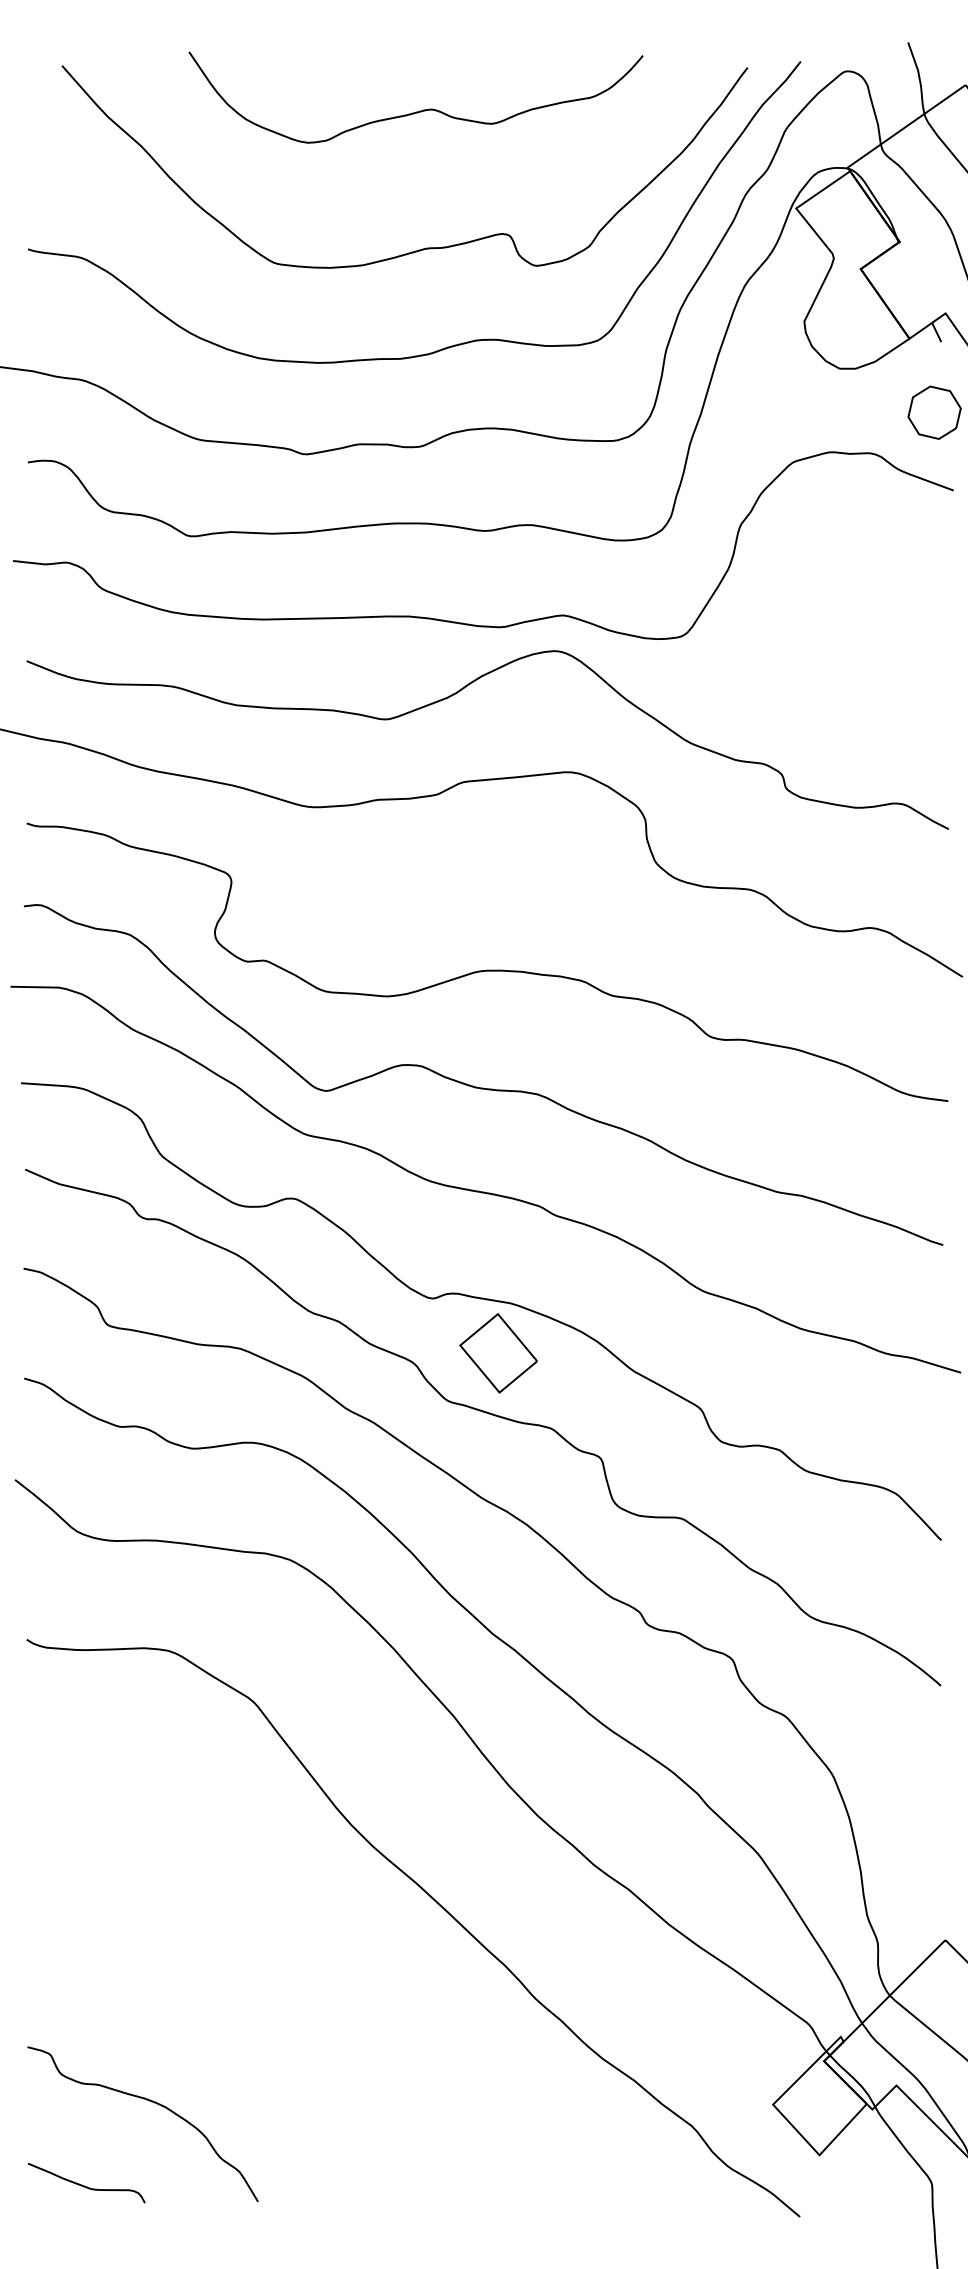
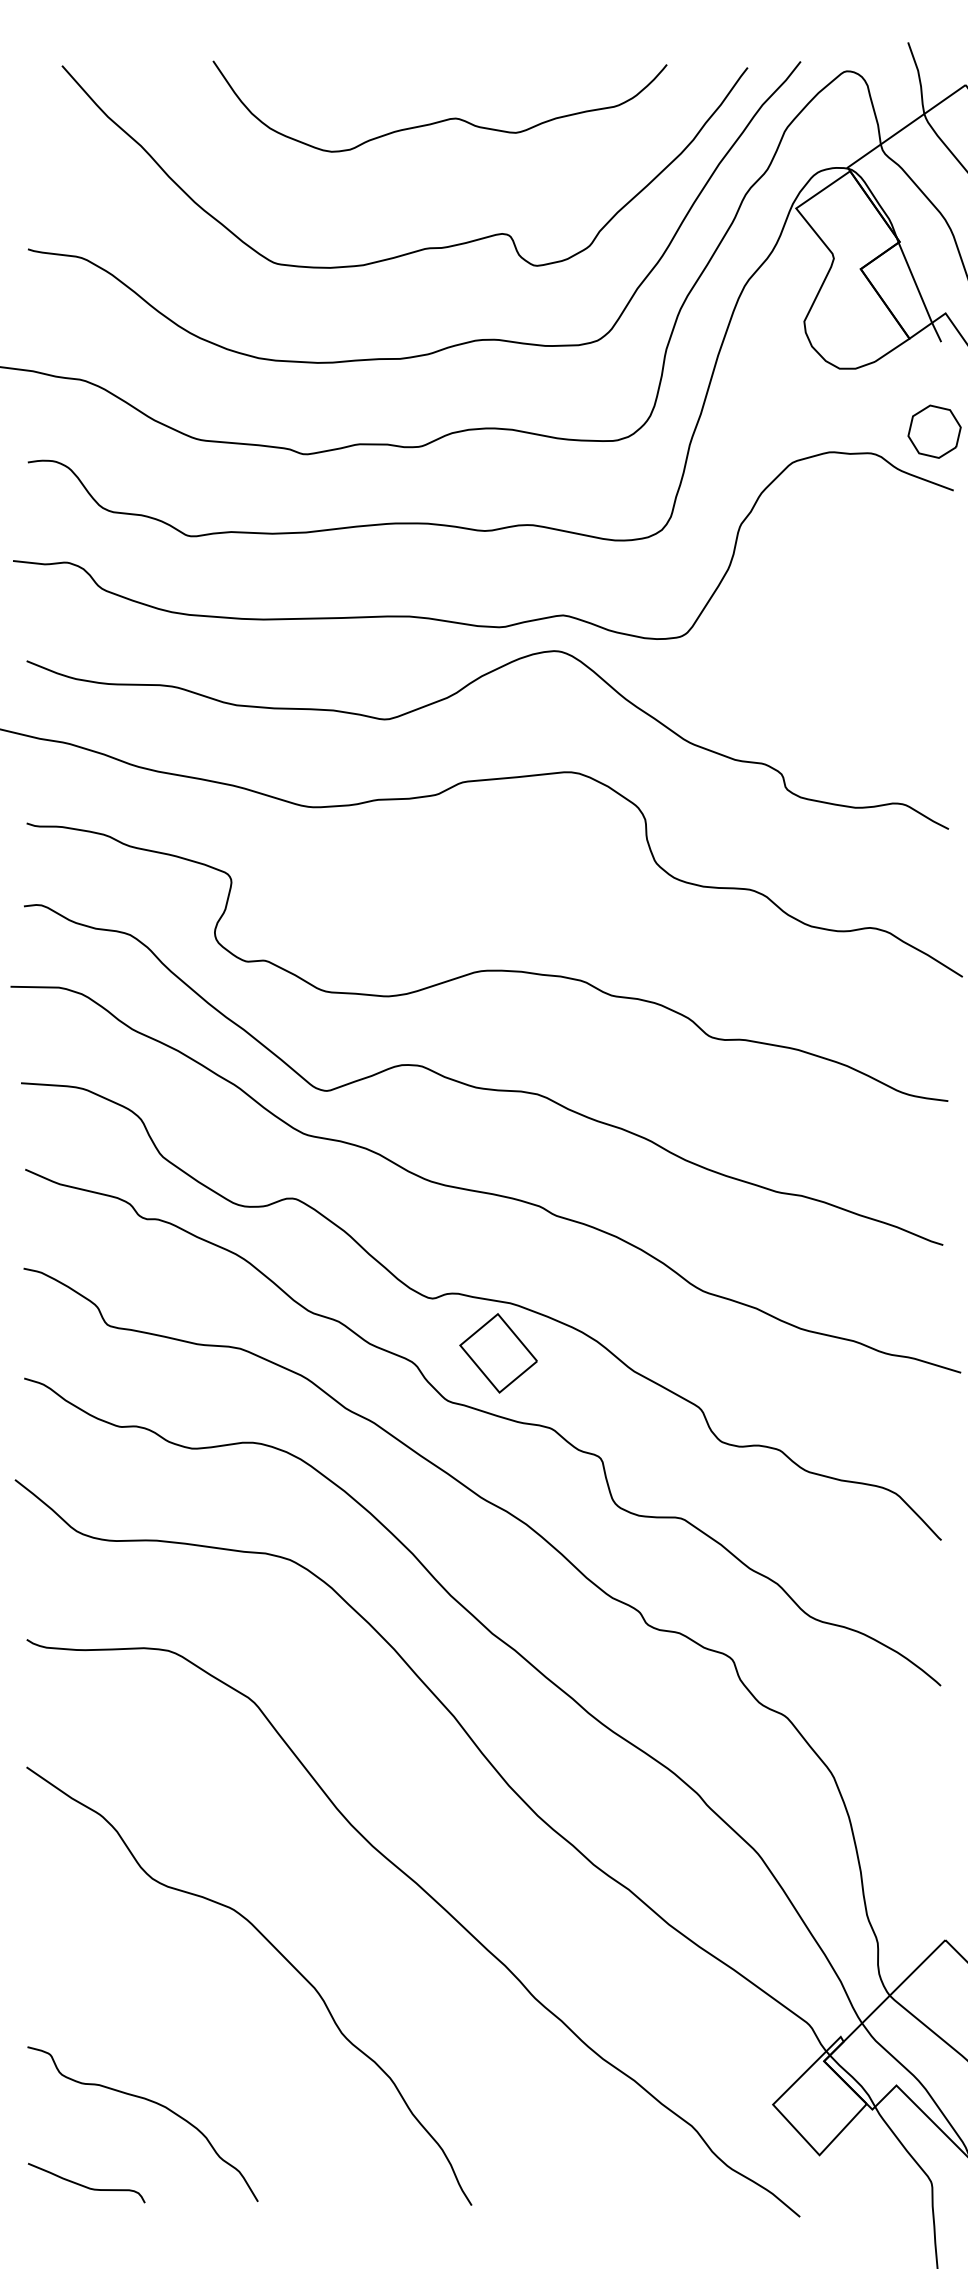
curve position: (419, 110) -> (443, 119) (443, 119)
line: none -> present (915, 282)
part position: (934, 412) -> (934, 431) (934, 431)
curve: none -> present (280, 1954)
